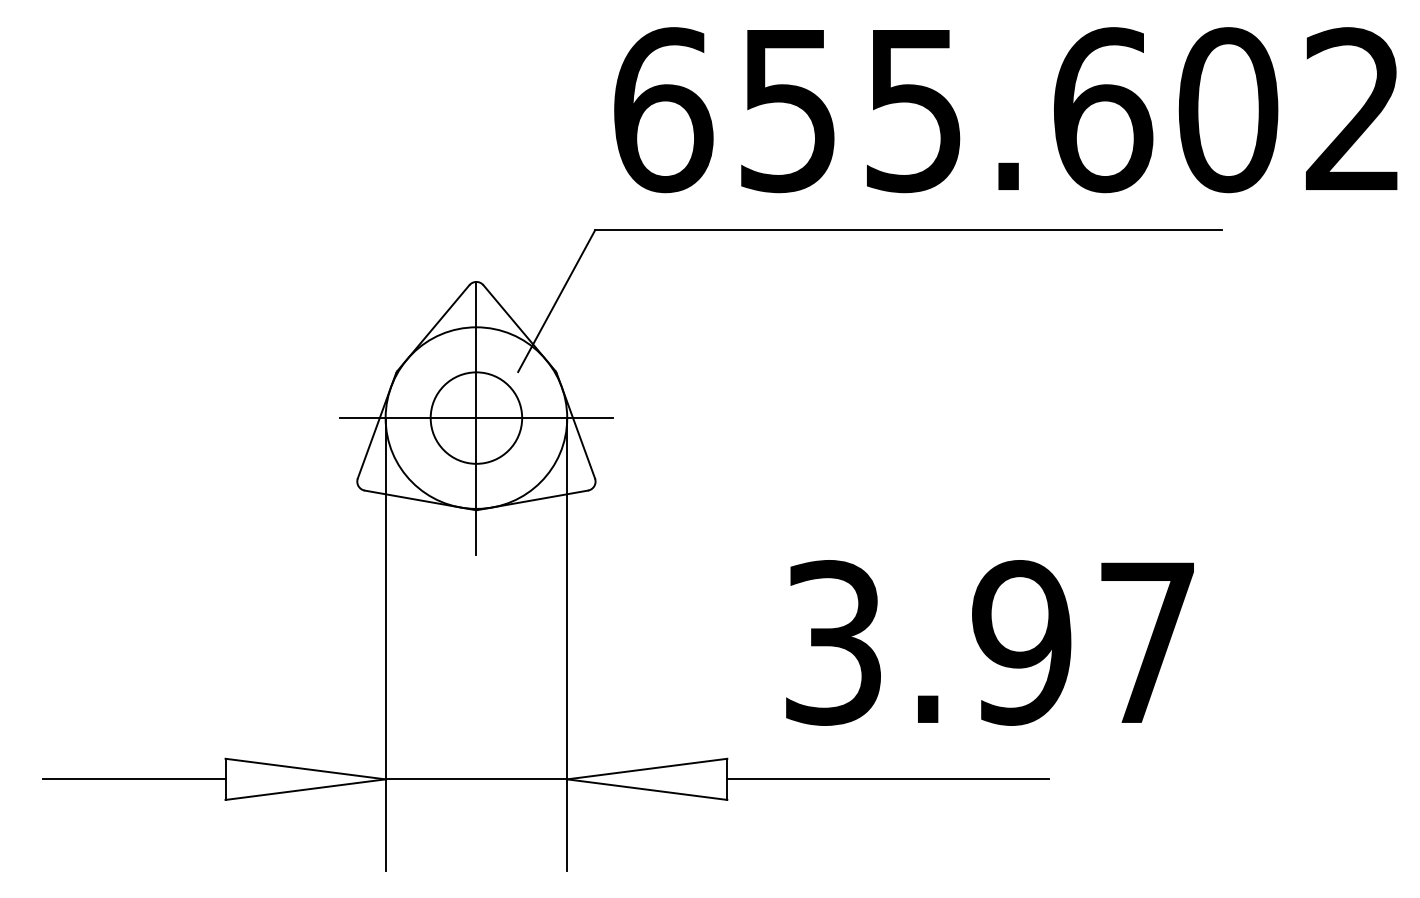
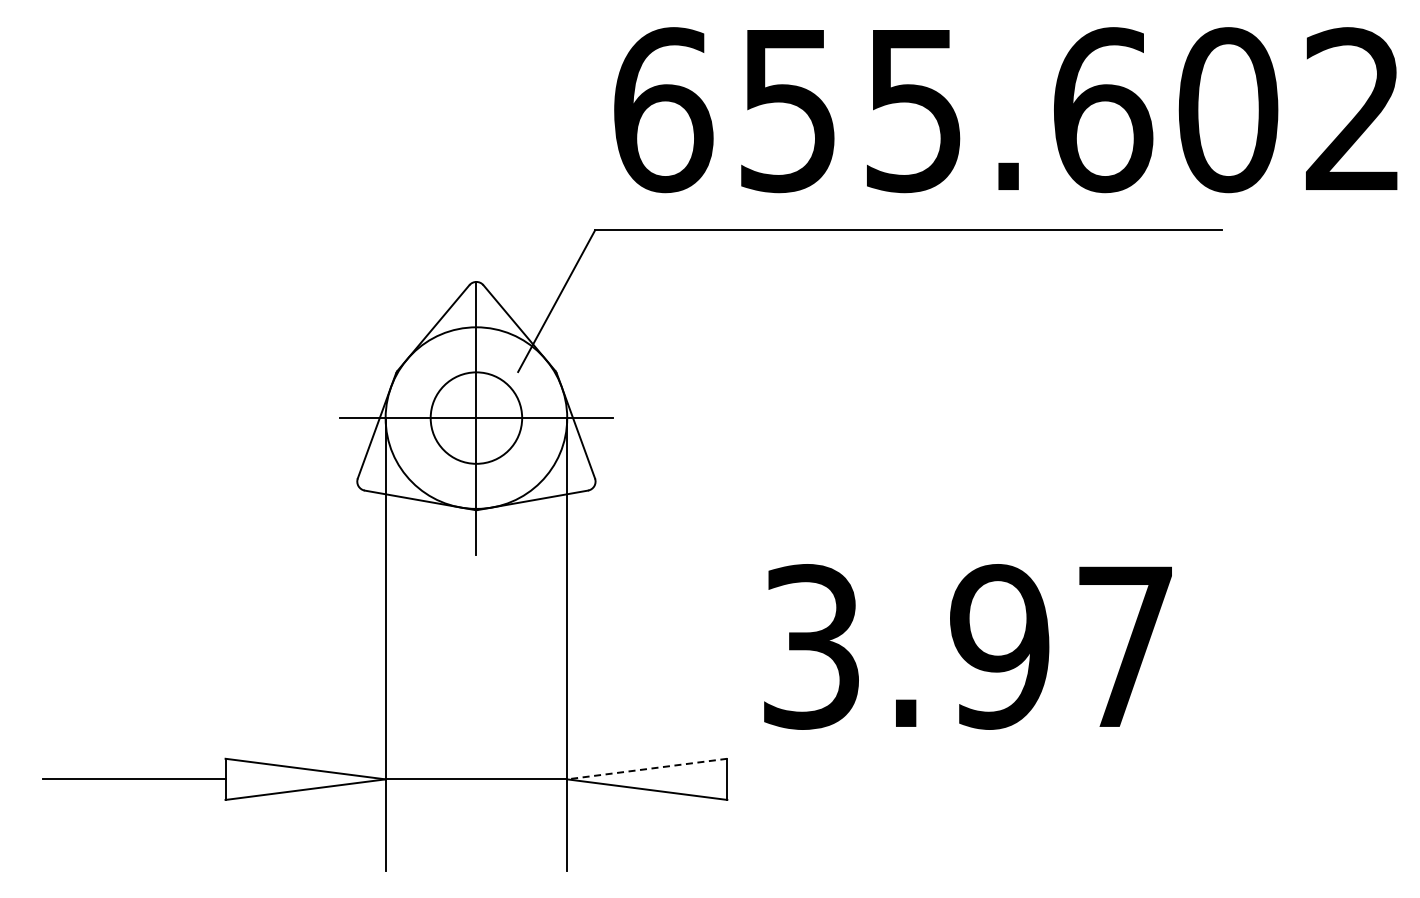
text position: (989, 642) -> (967, 646) (967, 646)
line: solid -> dashed (647, 769)
line: present -> none (887, 779)
